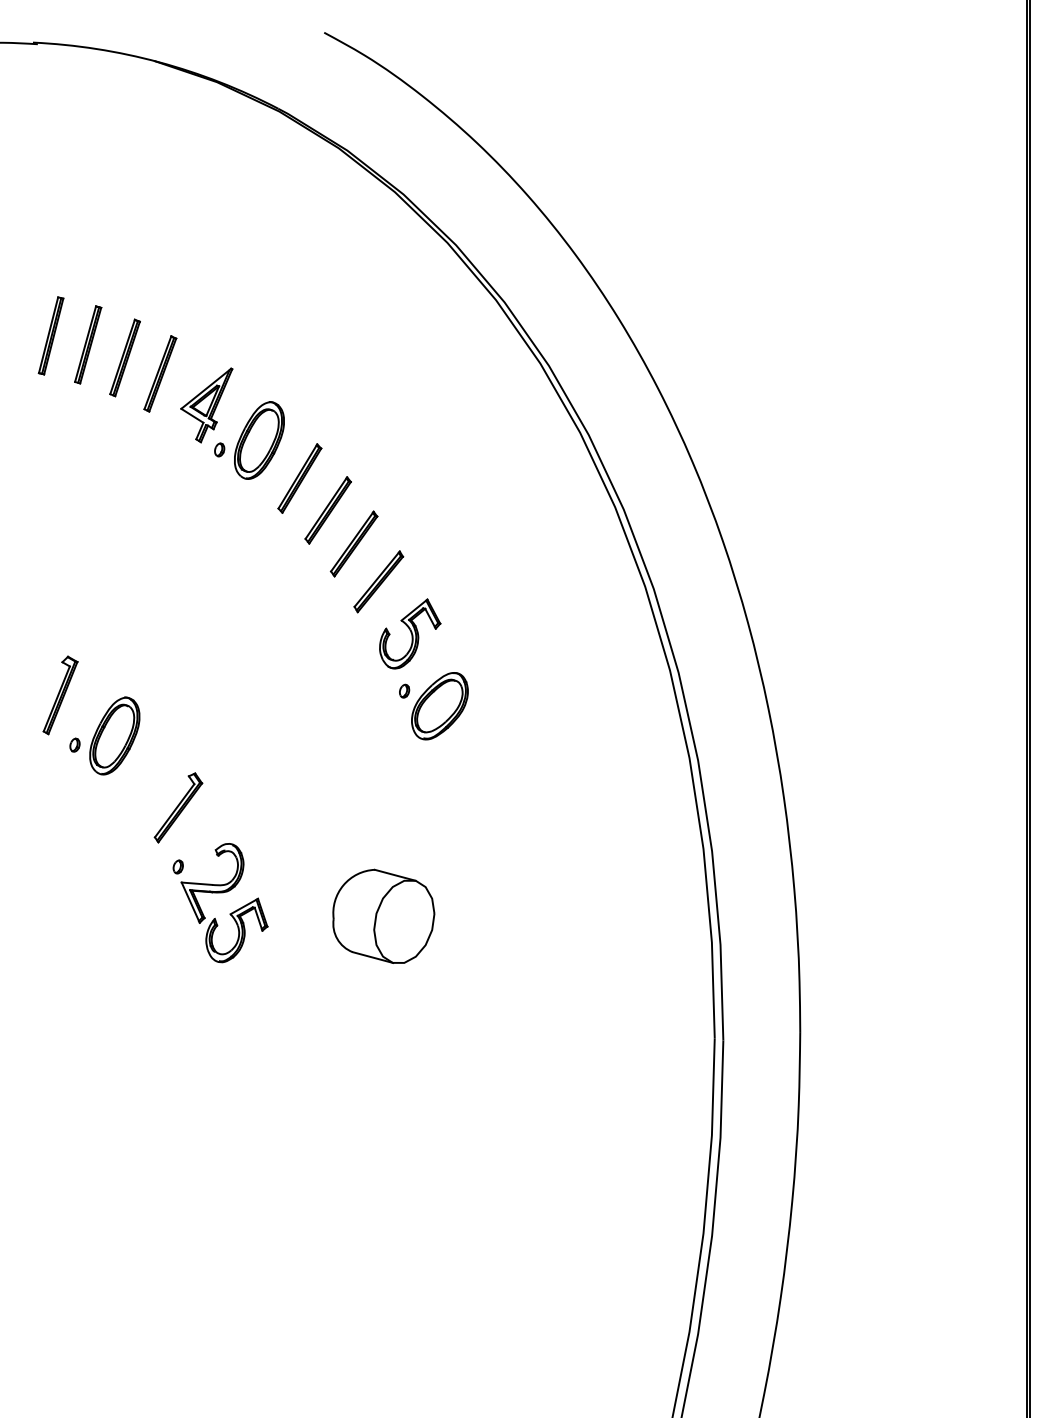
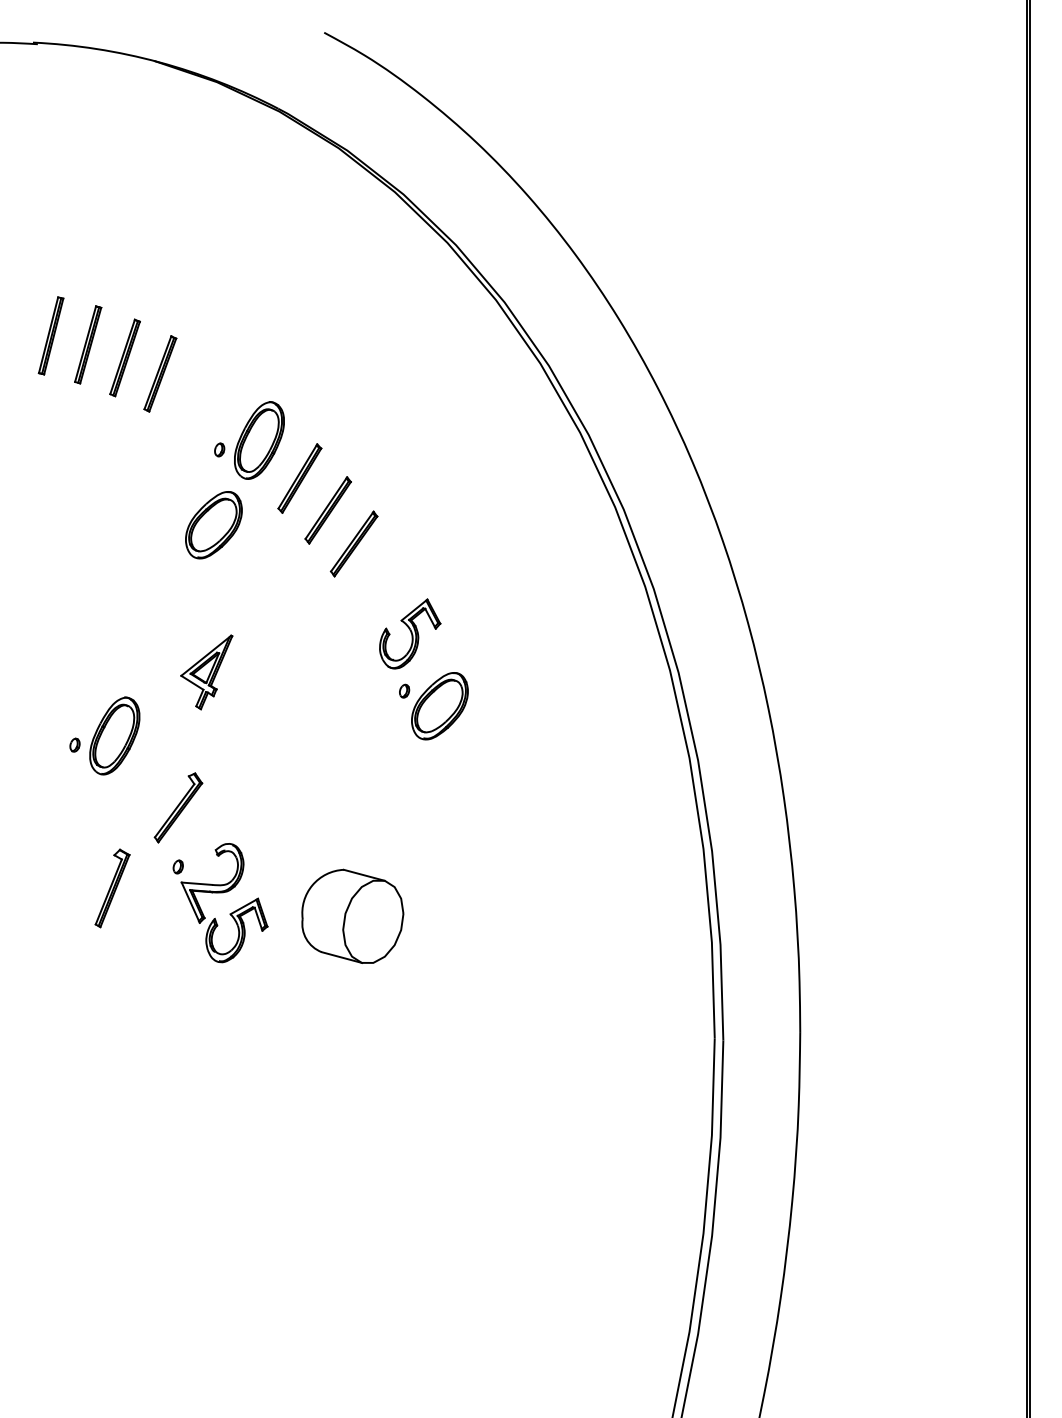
part position: (206, 405) -> (206, 672) (206, 672)
part: none -> present (213, 525)
part: present -> none (378, 581)
part position: (60, 695) -> (112, 888) (112, 888)
part position: (383, 915) -> (352, 915) (352, 915)
